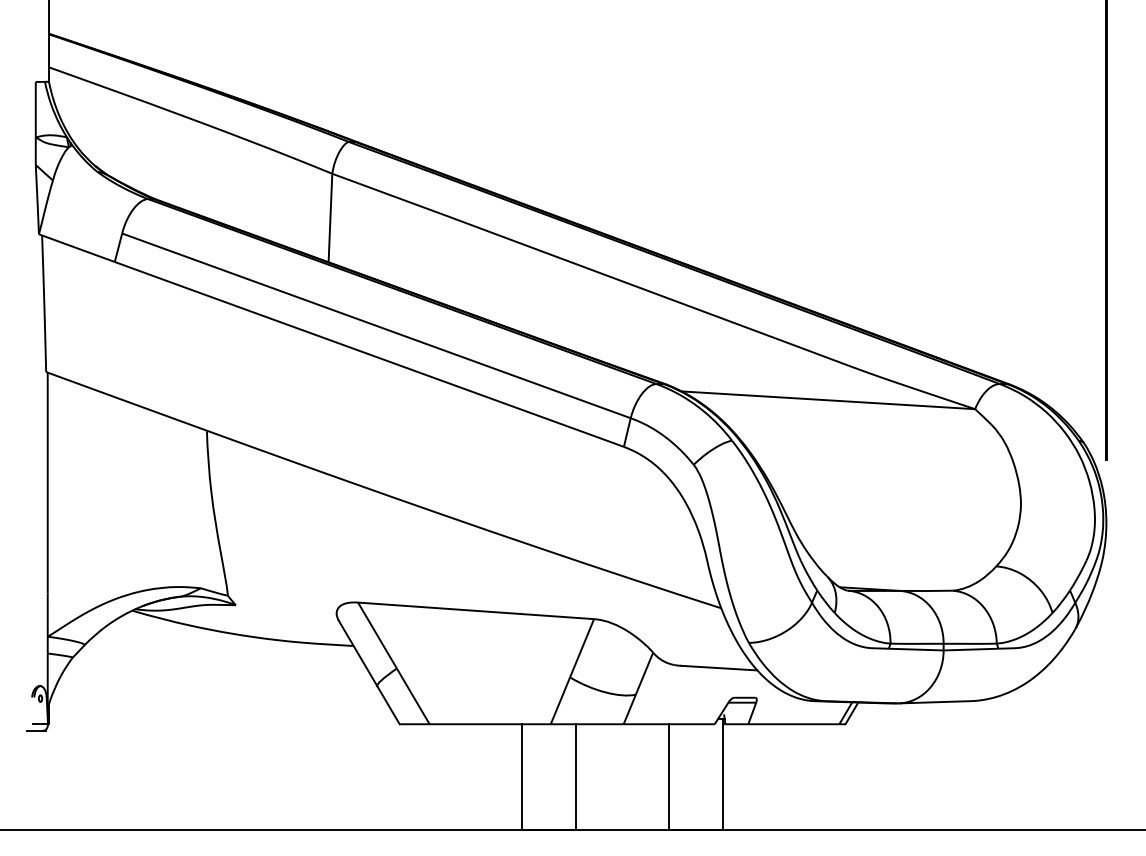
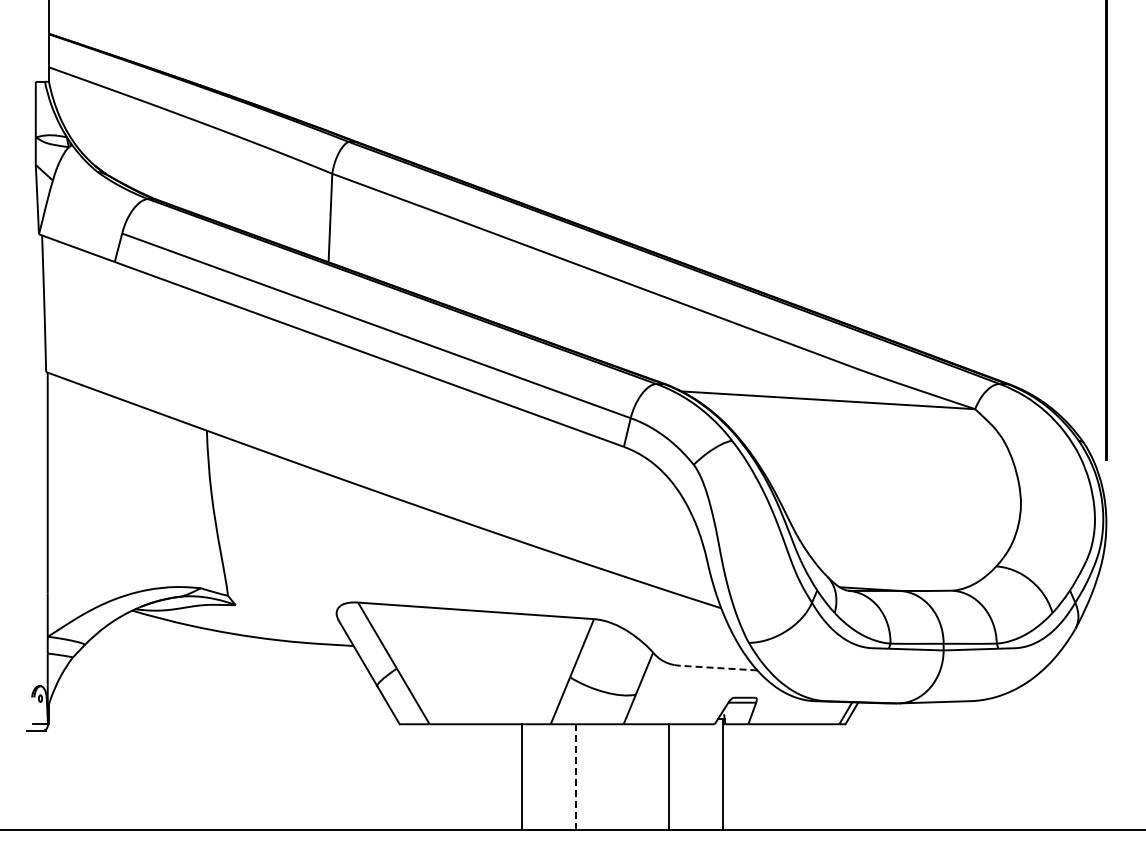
line: solid -> dashed (718, 668)
line: solid -> dashed (576, 777)
